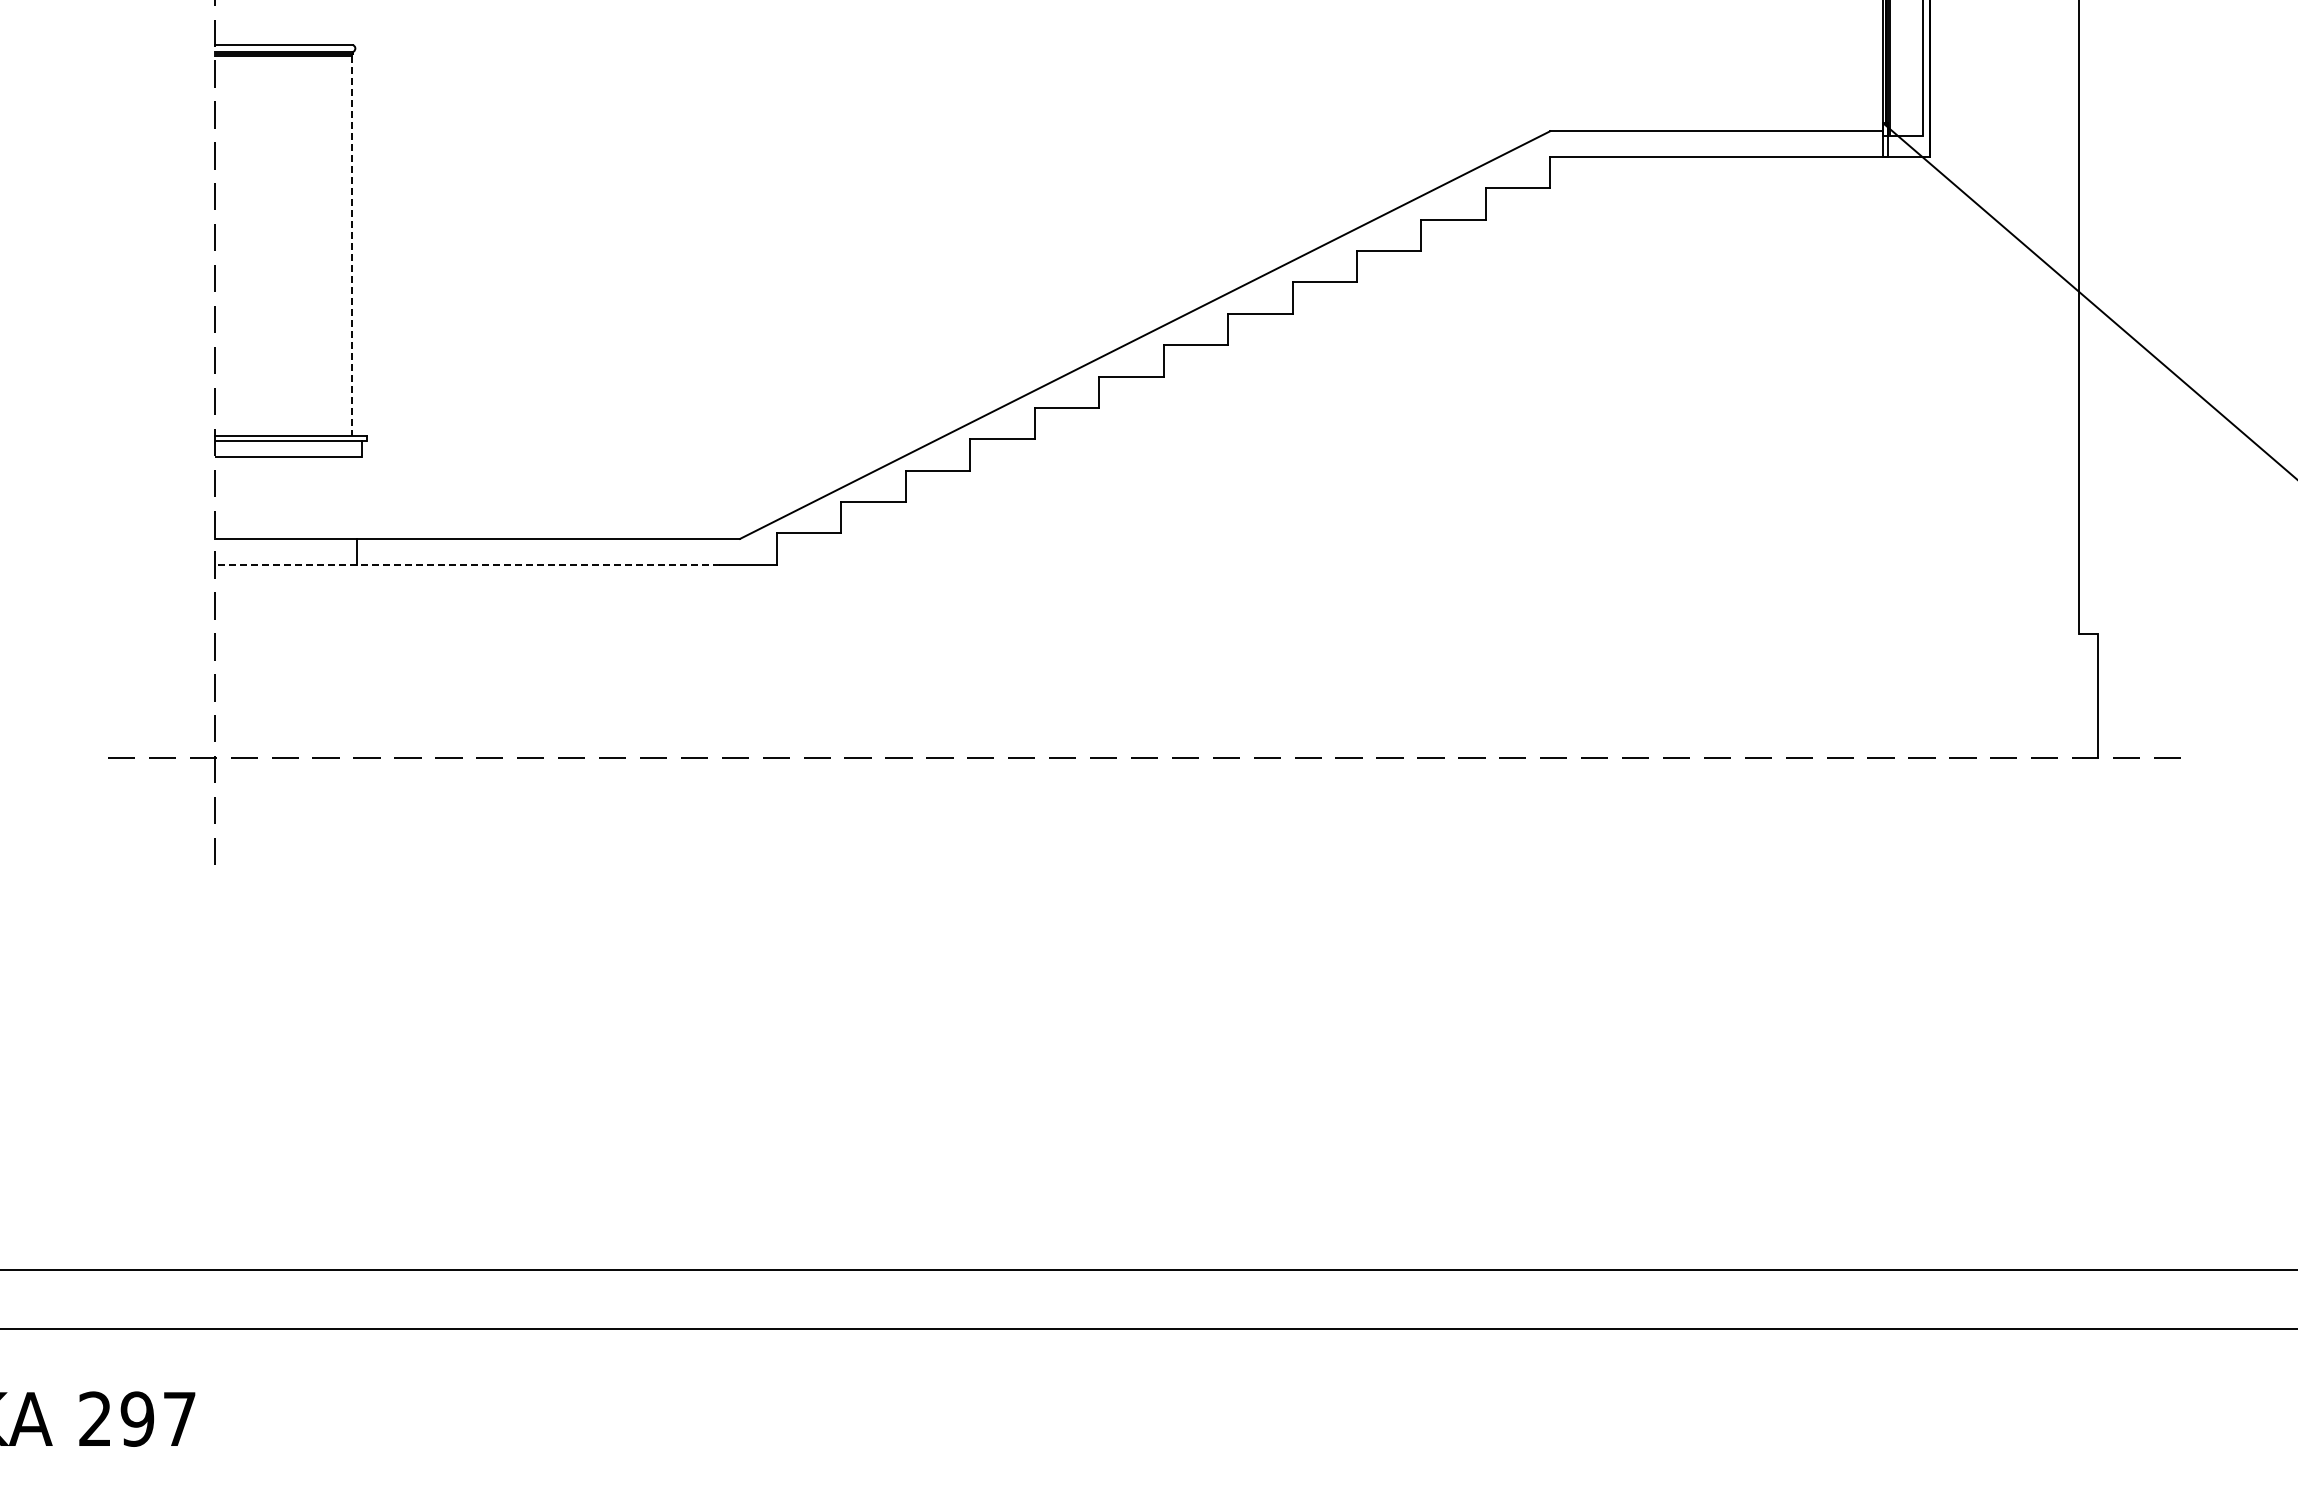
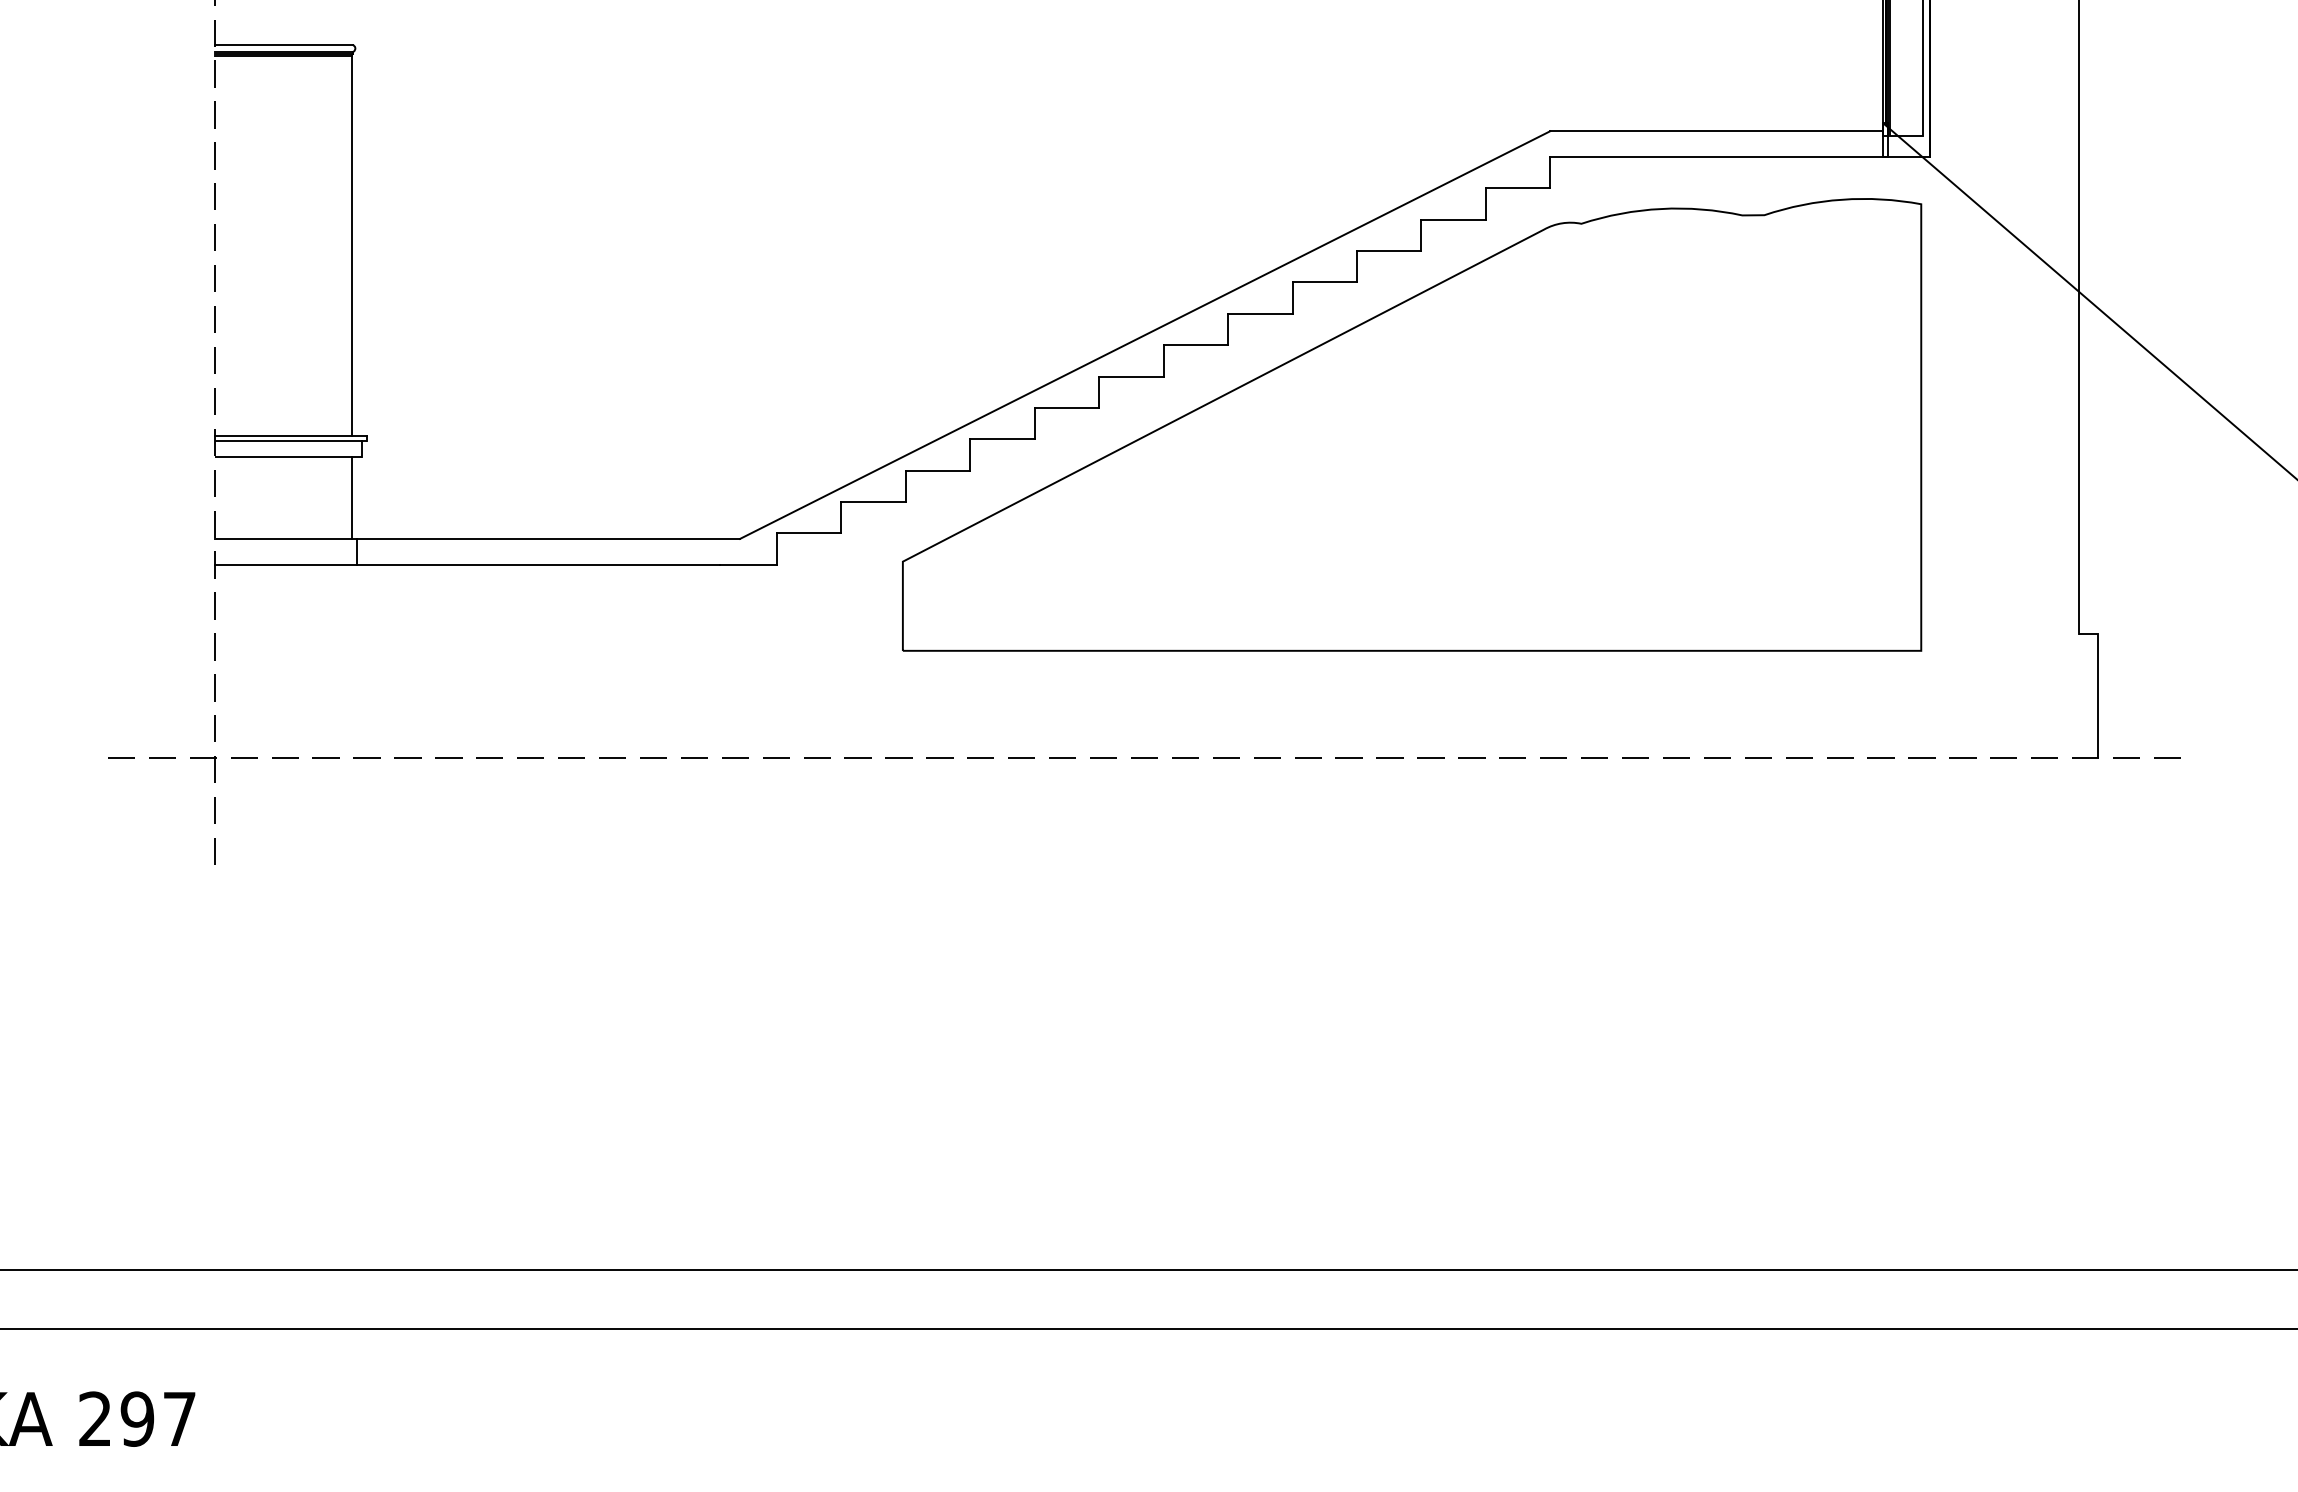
line: dashed -> solid (351, 246)
part: none -> present (1412, 424)
line: none -> present (351, 497)
line: dashed -> solid (467, 564)
